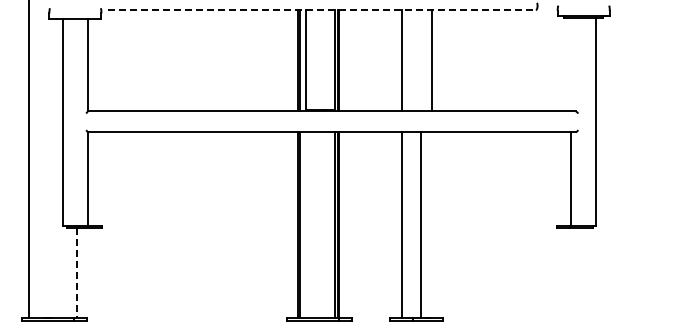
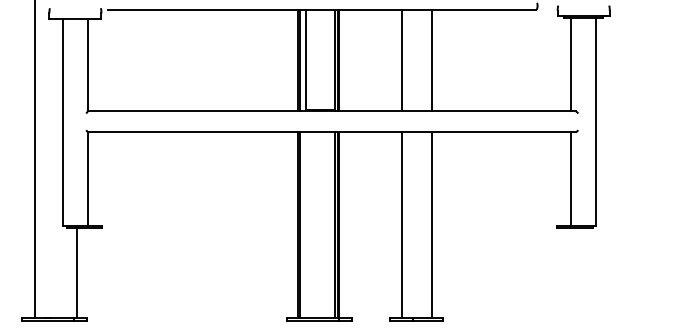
line: dashed -> solid (321, 10)
line: none -> present (571, 64)
line position: (29, 160) -> (35, 160) (35, 160)
line position: (421, 225) -> (432, 225) (432, 225)
line: dashed -> solid (76, 273)
